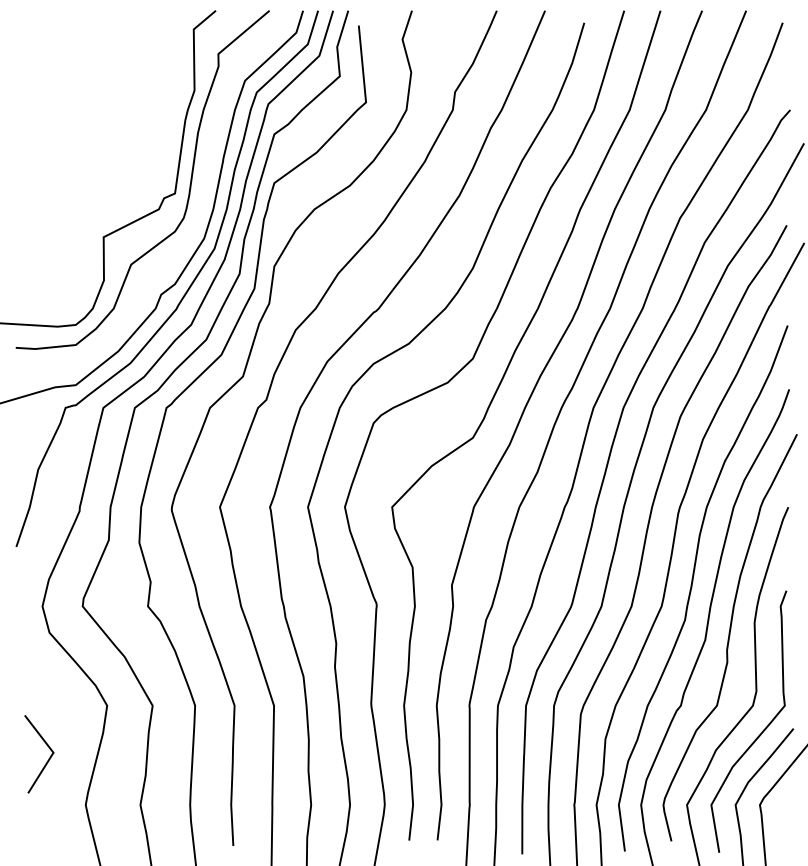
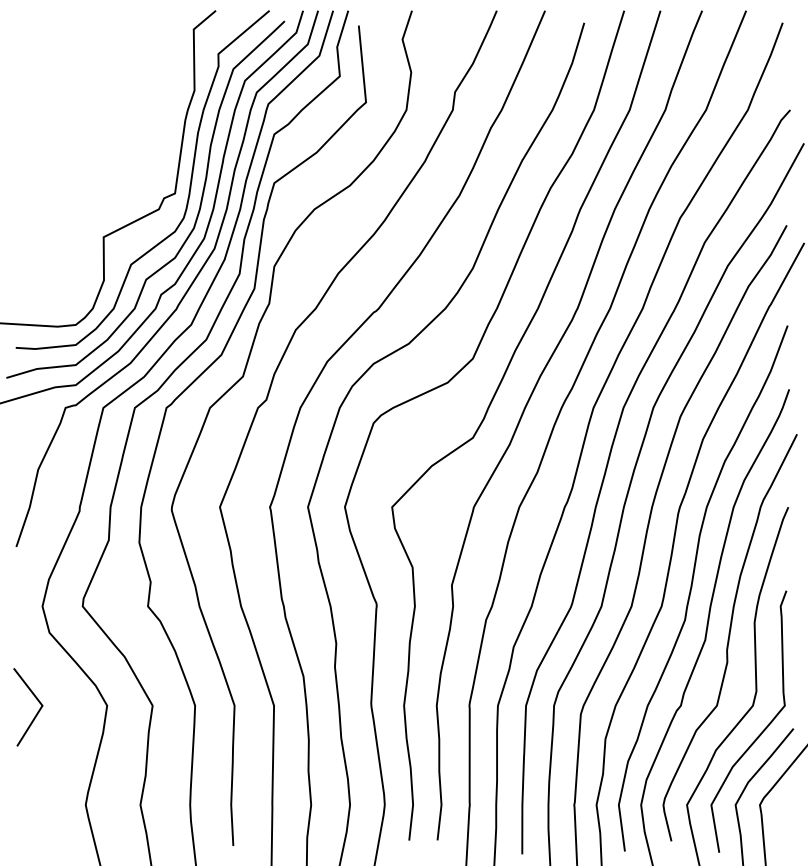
curve: none -> present (196, 216)
line position: (48, 758) -> (37, 711) (37, 711)
